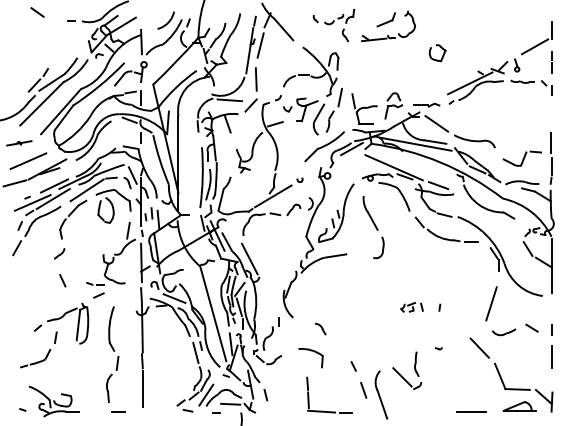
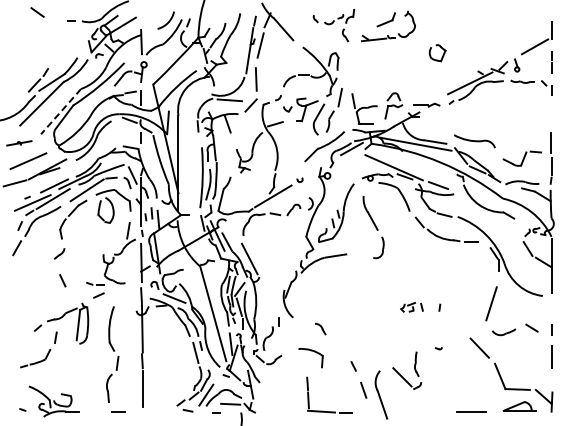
line: solid -> dashed (60, 112)
line: present -> none (436, 123)
line: present -> none (265, 395)
